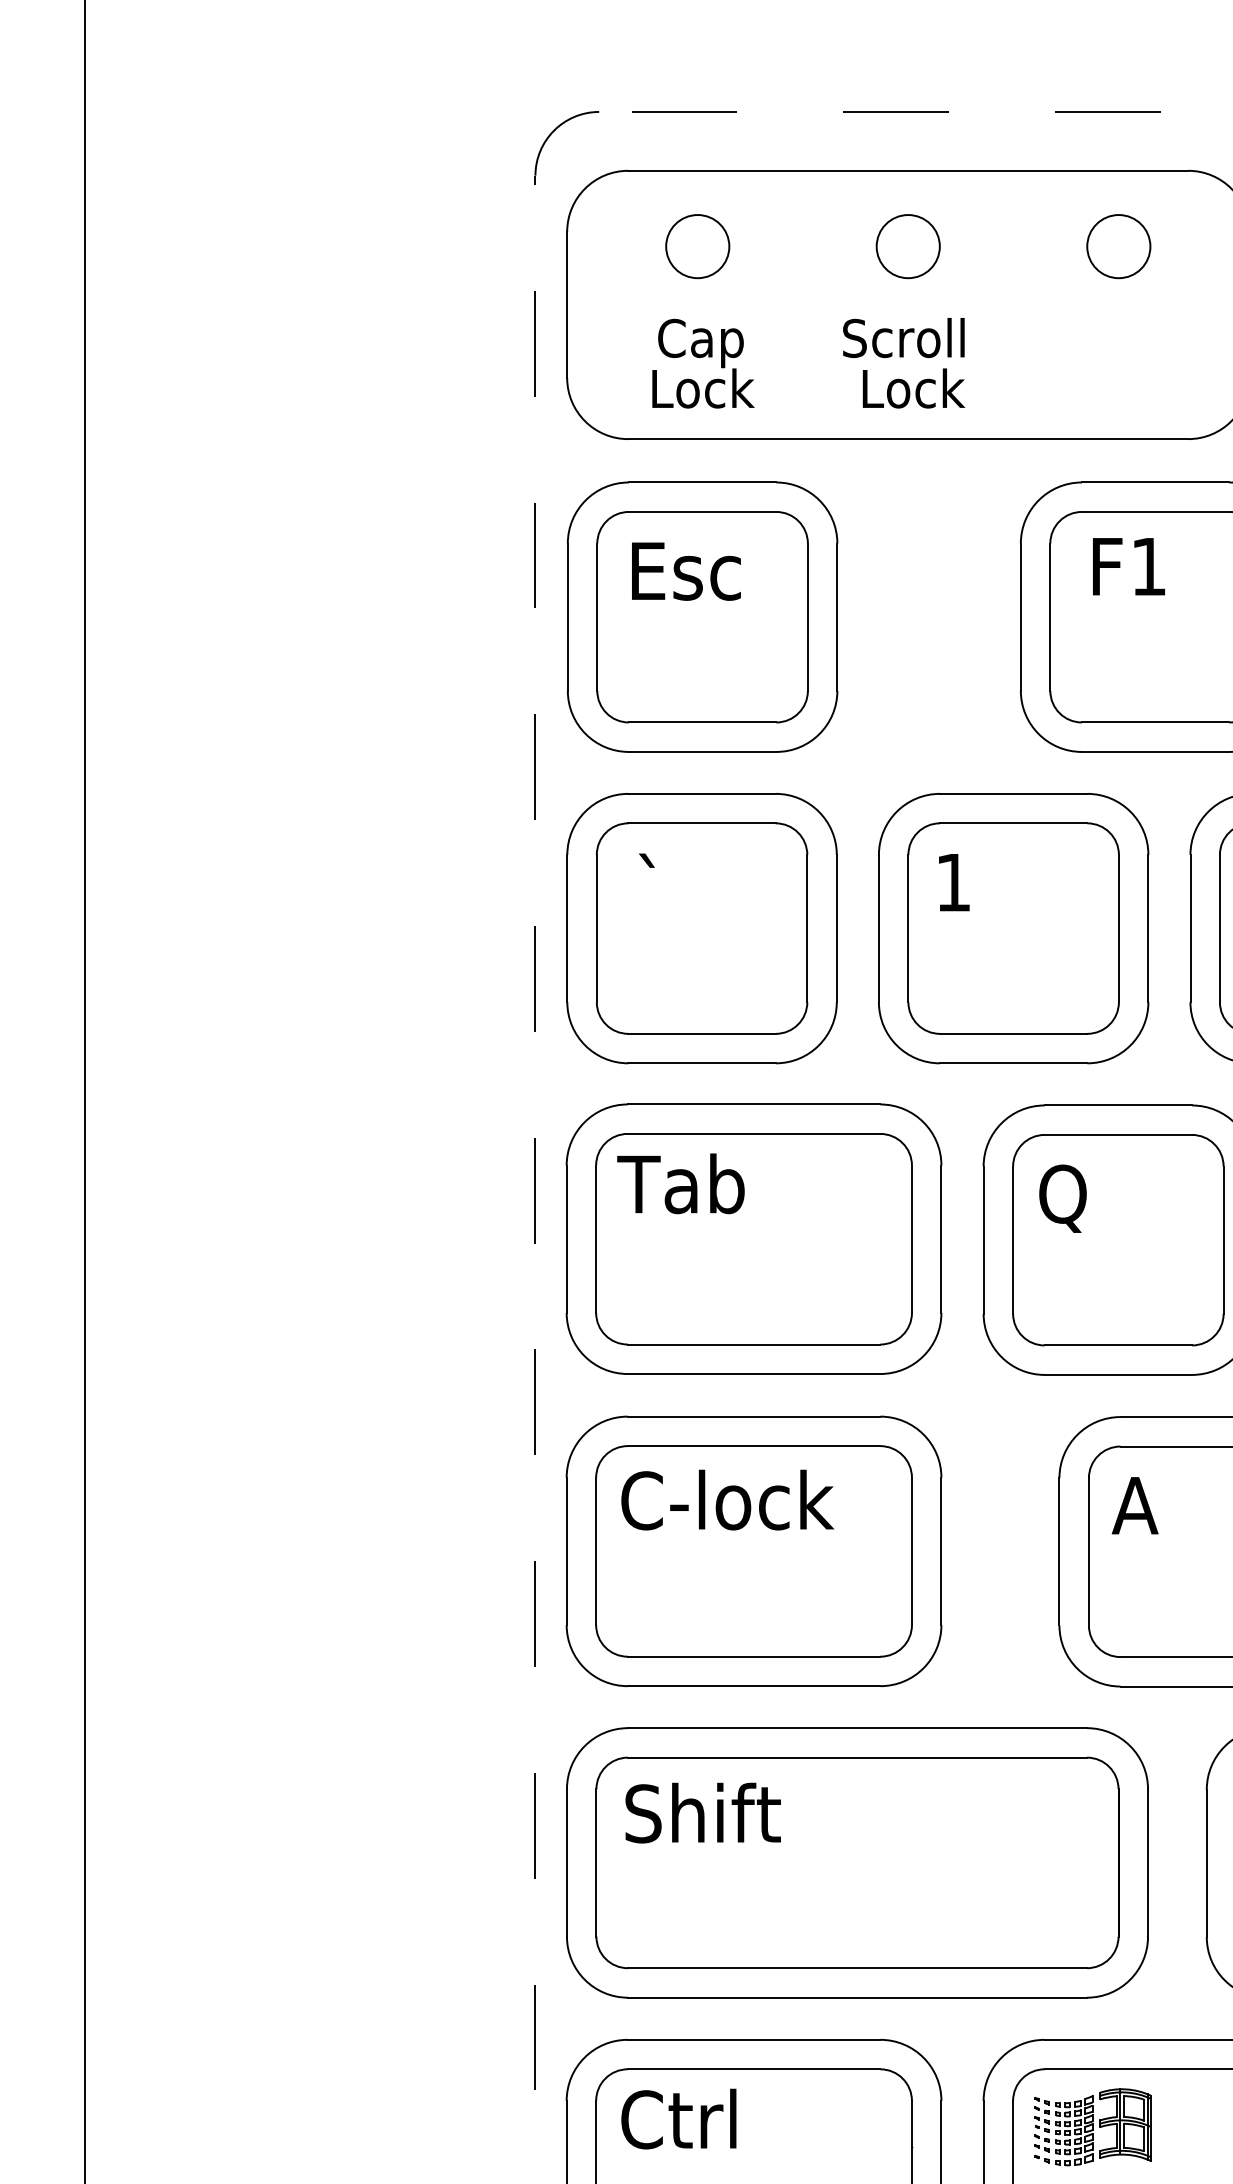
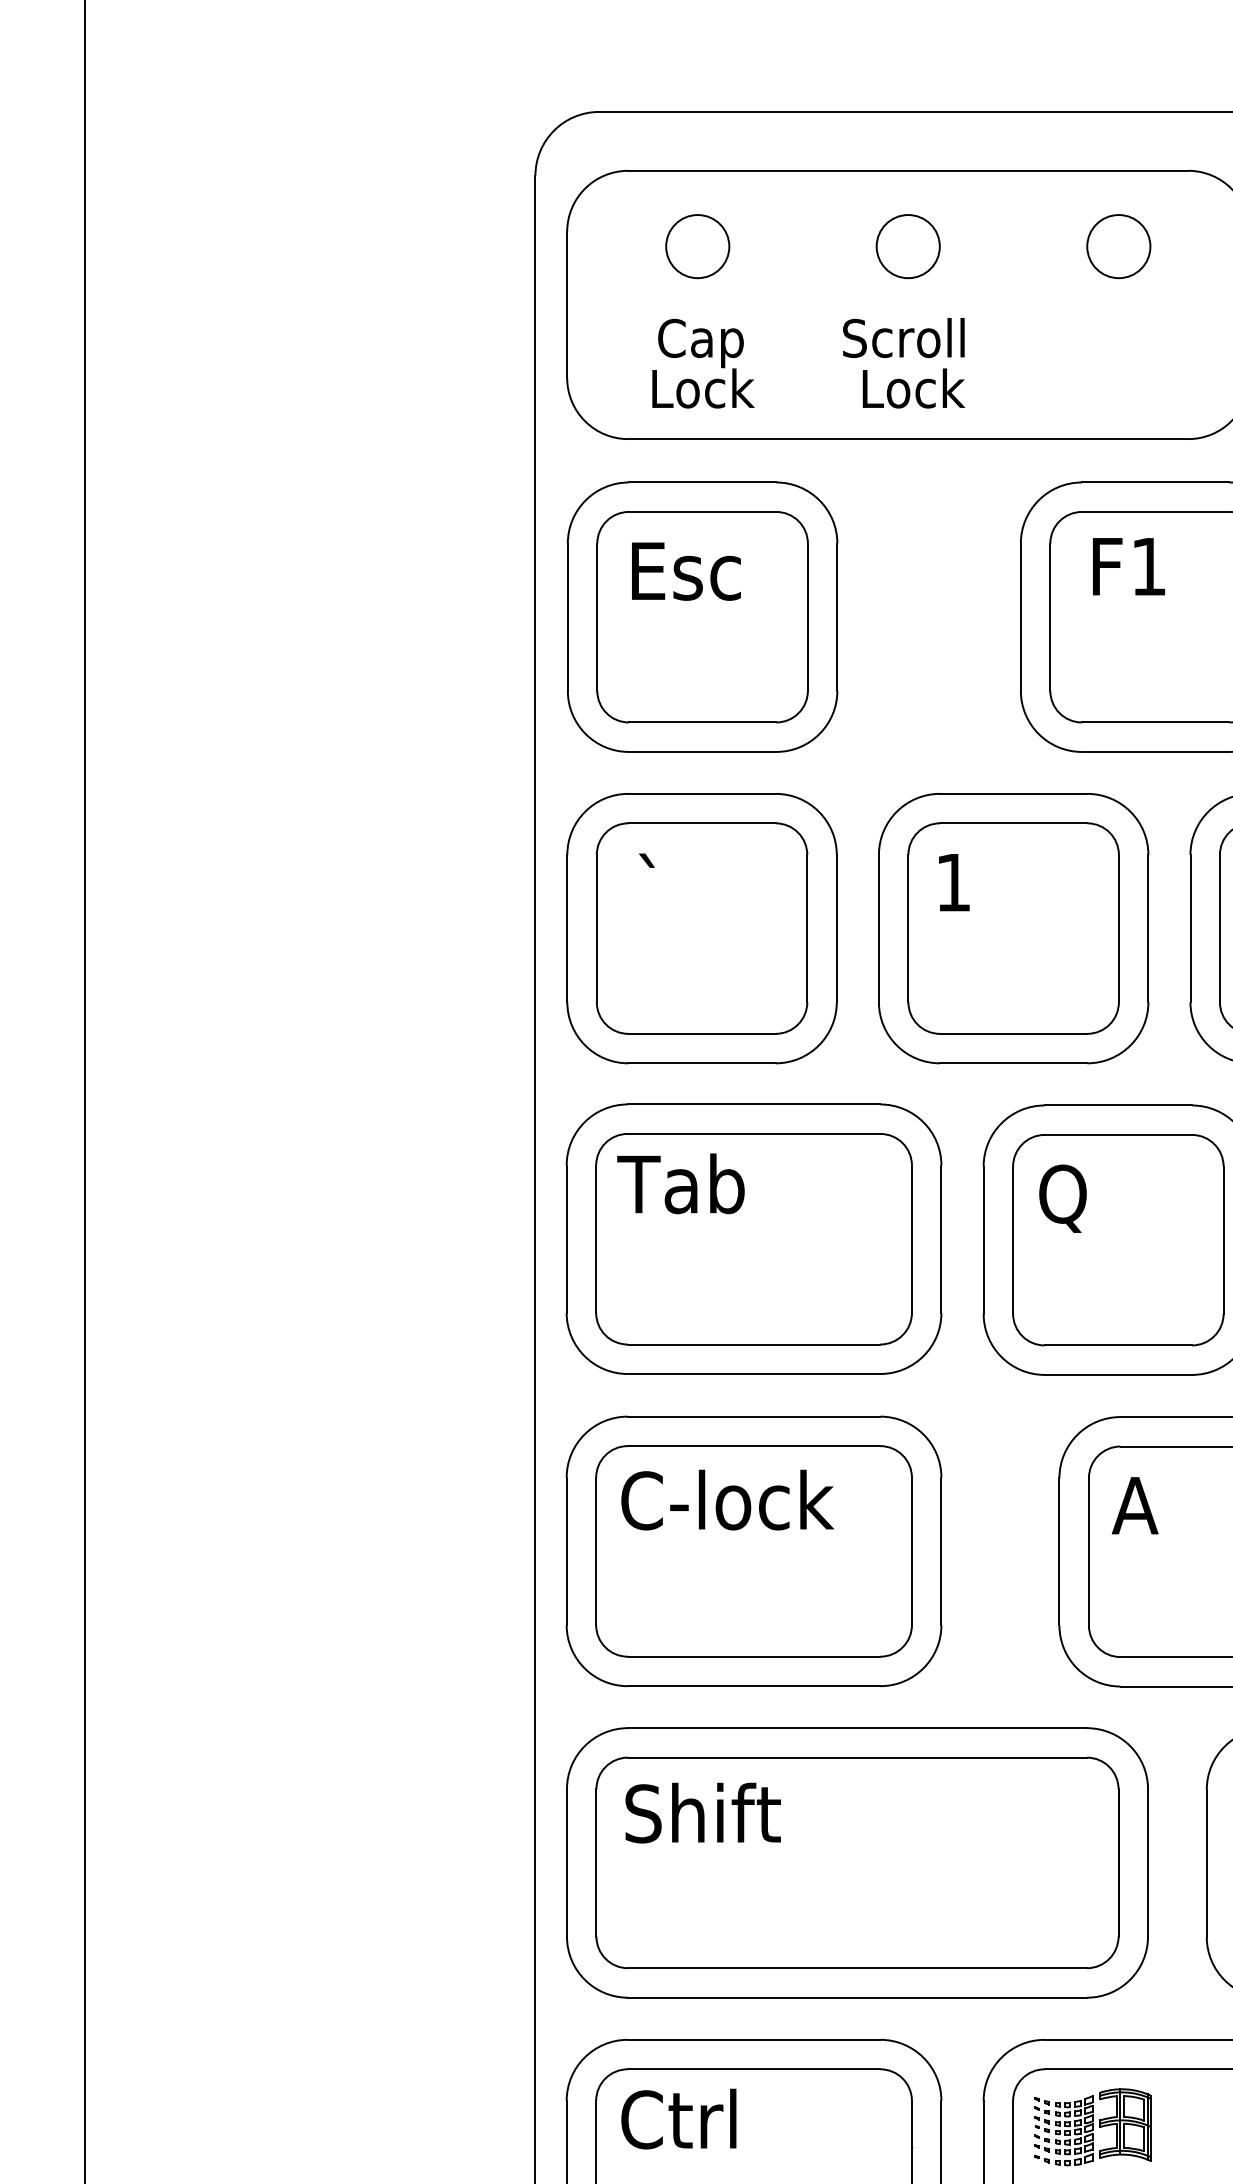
line: dashed -> solid (915, 111)
line: dashed -> solid (535, 1179)
